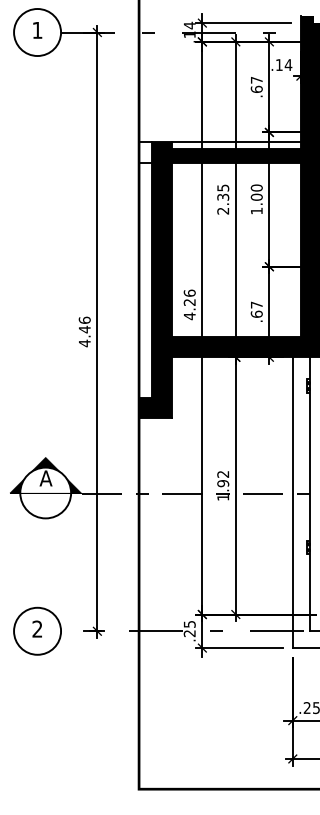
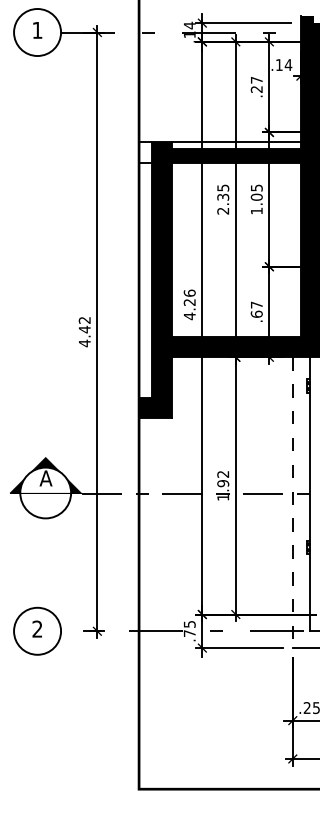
text: .67 -> .27 (256, 88)
text: 1.00 -> 1.05 (256, 187)
text: 4.46 -> 4.42 (84, 319)
line: solid -> dashed (292, 503)
text: .25 -> .75 (189, 633)
